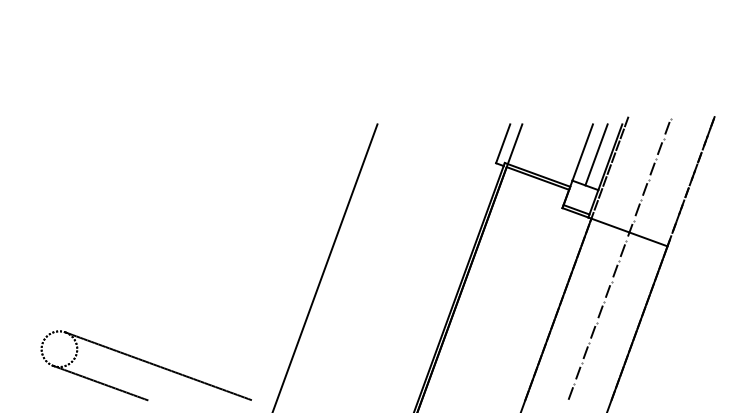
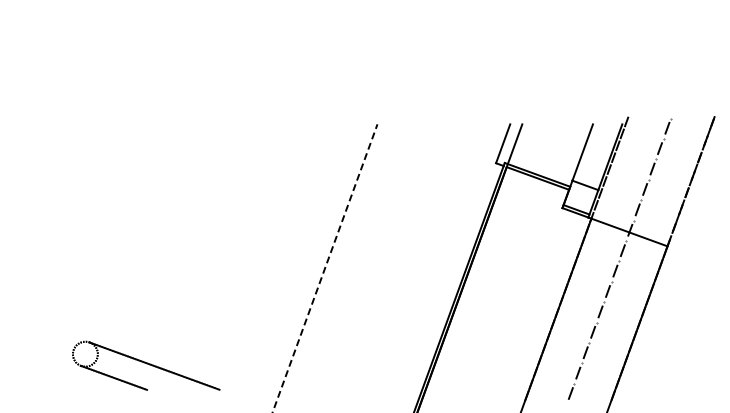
line: present -> none (596, 154)
line: solid -> dashed (325, 268)
part size: 212x72 px -> 149x51 px (146, 365)
